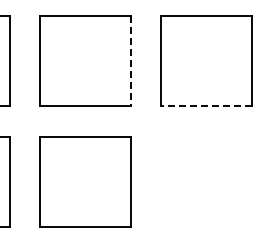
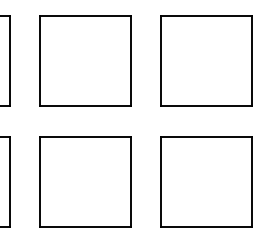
line: dashed -> solid (130, 61)
line: dashed -> solid (205, 106)
part: none -> present (206, 181)
